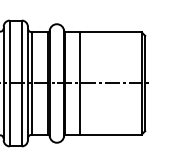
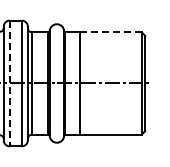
line: solid -> dashed (110, 32)
line: solid -> dashed (9, 83)
